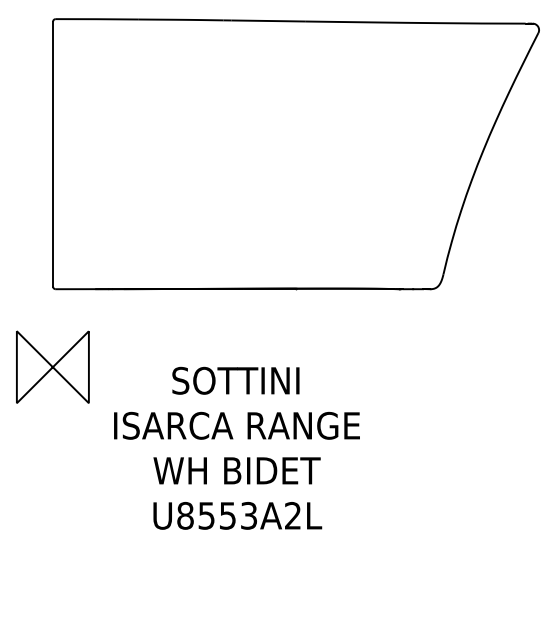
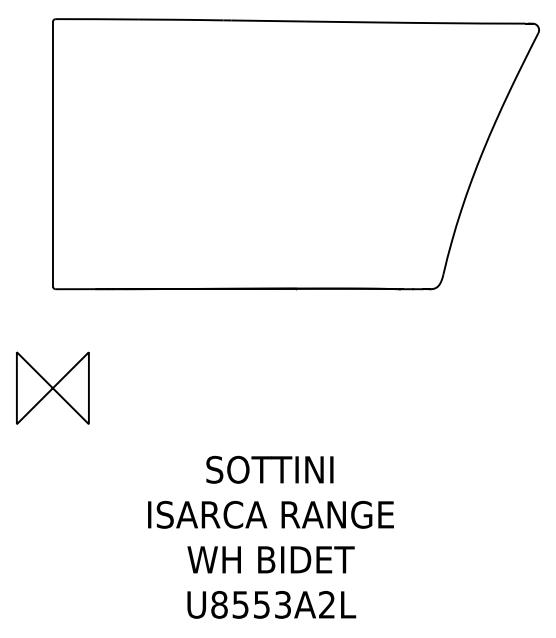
part position: (52, 366) -> (52, 387) (52, 387)
text position: (236, 447) -> (270, 536) (270, 536)
